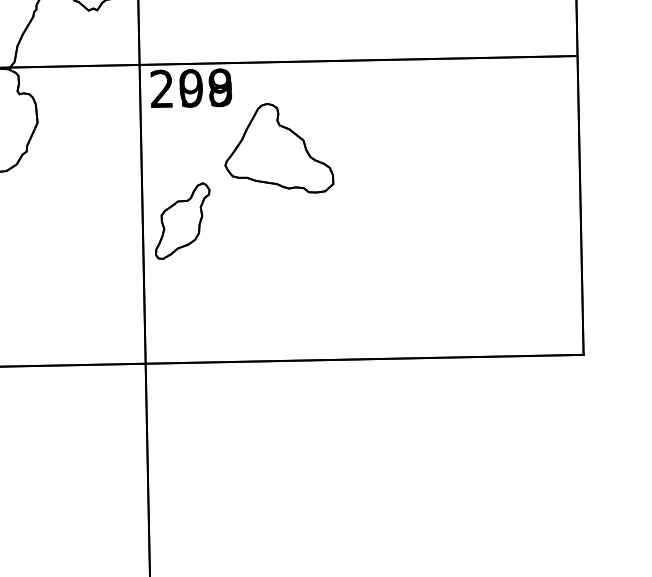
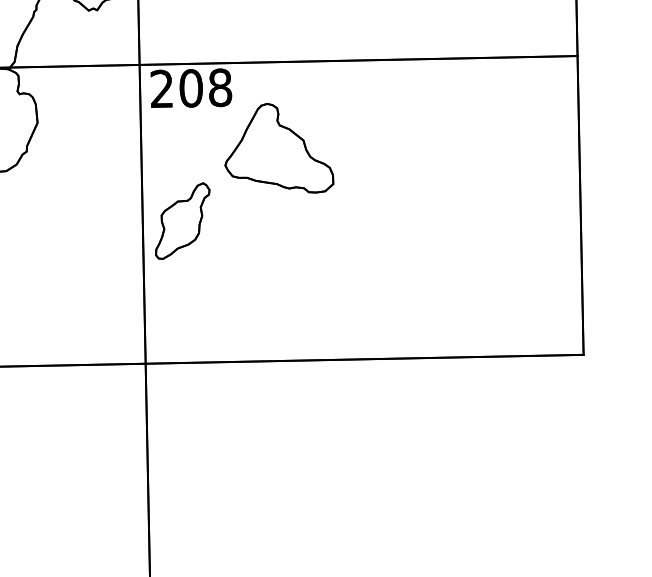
text: 299 -> 208 (205, 87)
